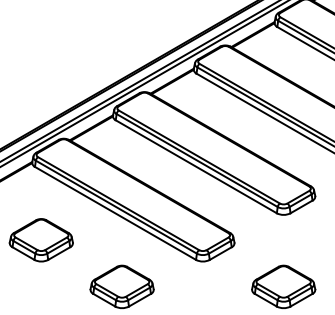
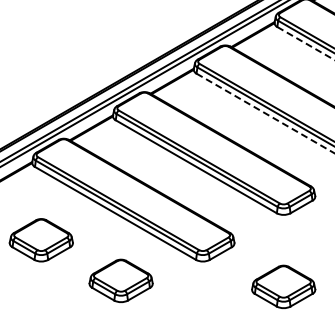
line: solid -> dashed (305, 43)
line: solid -> dashed (265, 113)
part position: (121, 286) -> (120, 280) (120, 280)
